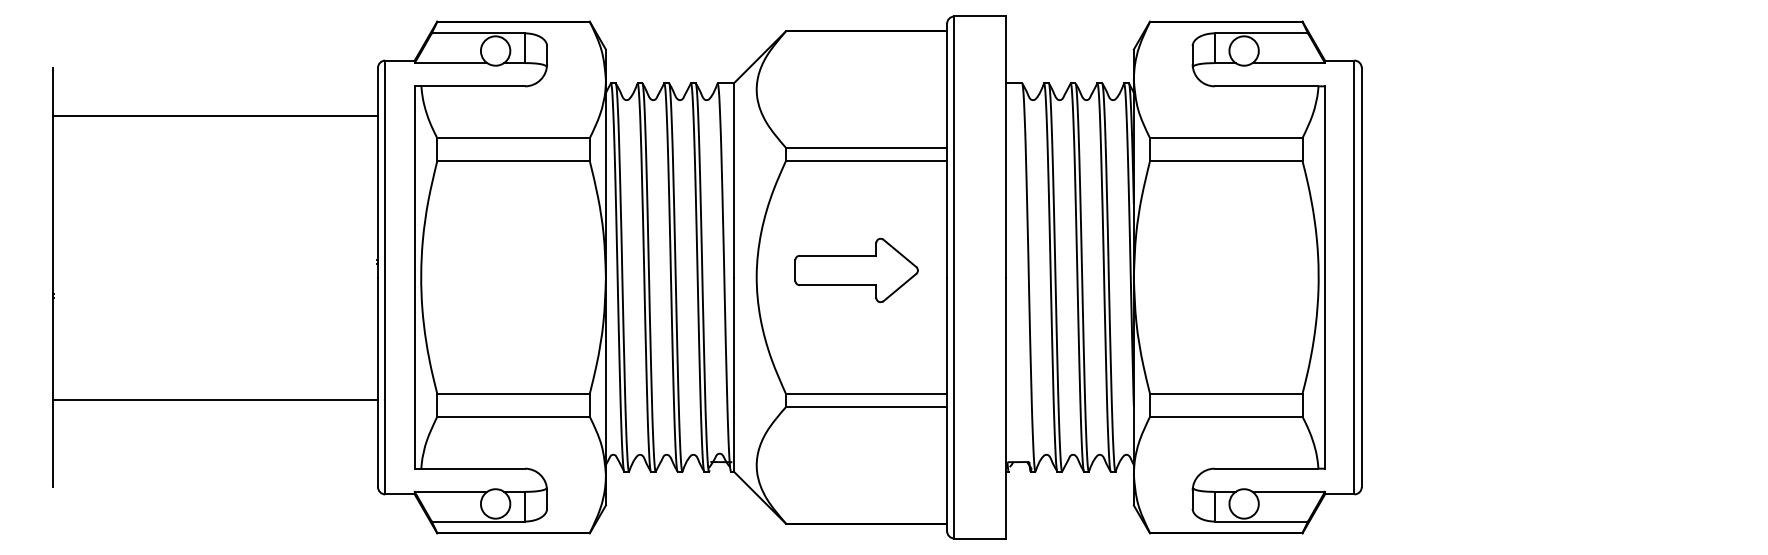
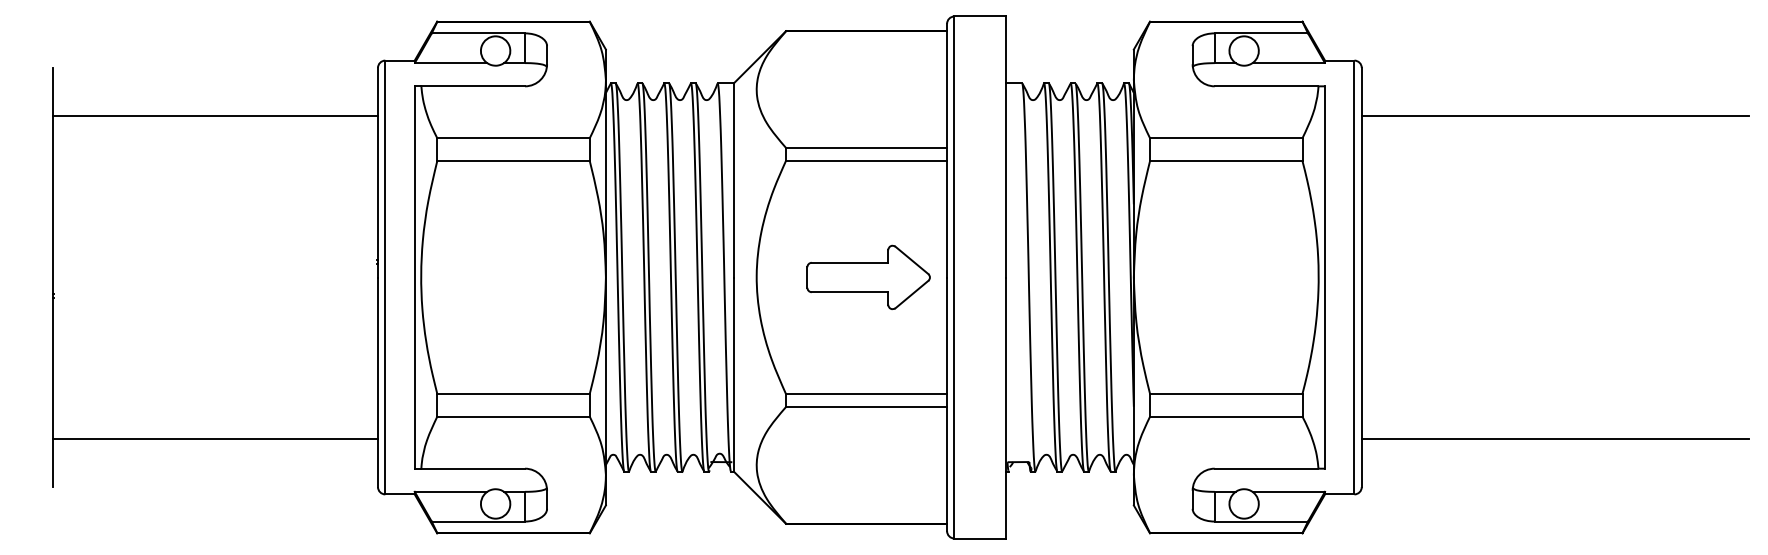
line: none -> present (1554, 115)
part position: (856, 269) -> (868, 276) (868, 276)
line position: (215, 400) -> (215, 439) (215, 439)
line: none -> present (1554, 439)
